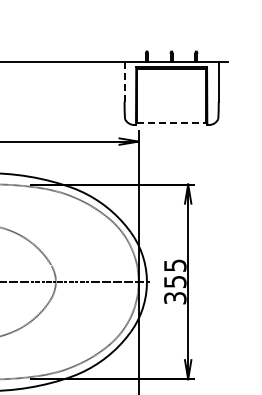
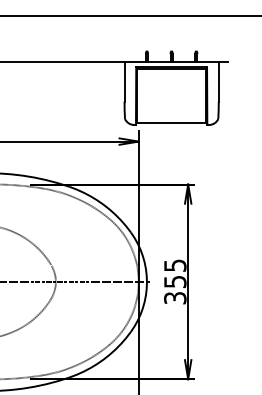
line: none -> present (130, 16)
line: dashed -> solid (124, 82)
line: dashed -> solid (172, 123)
